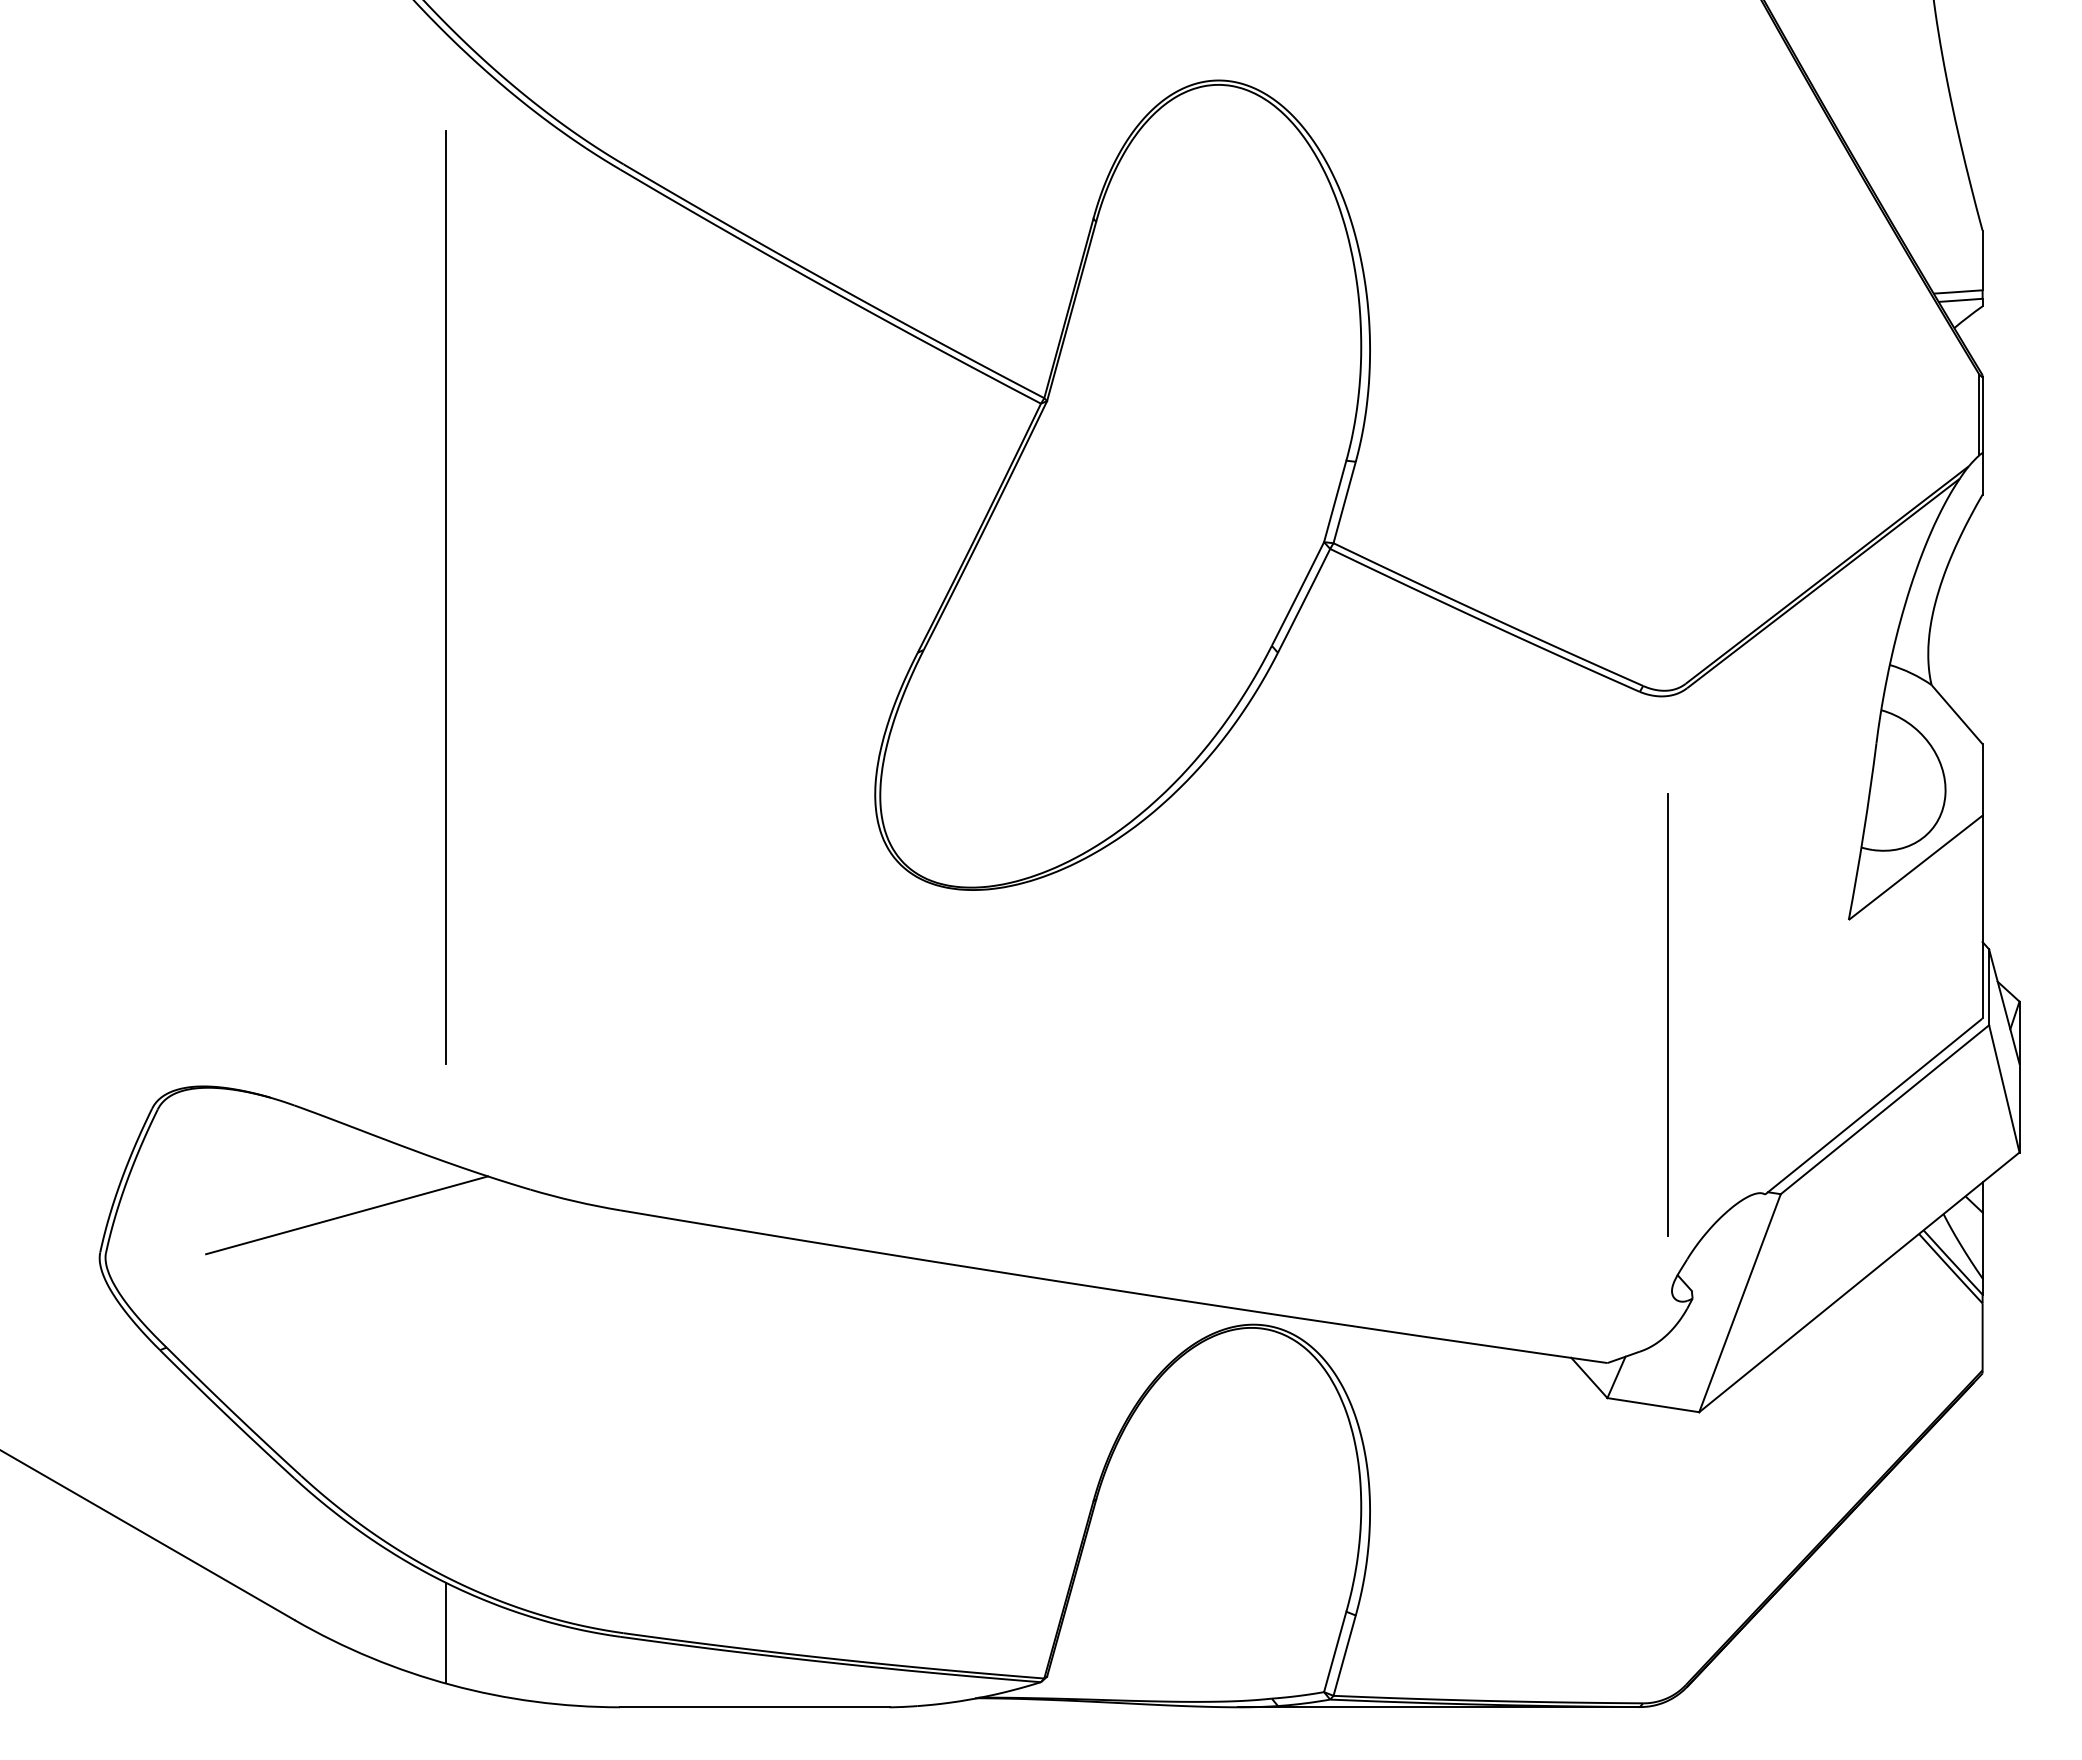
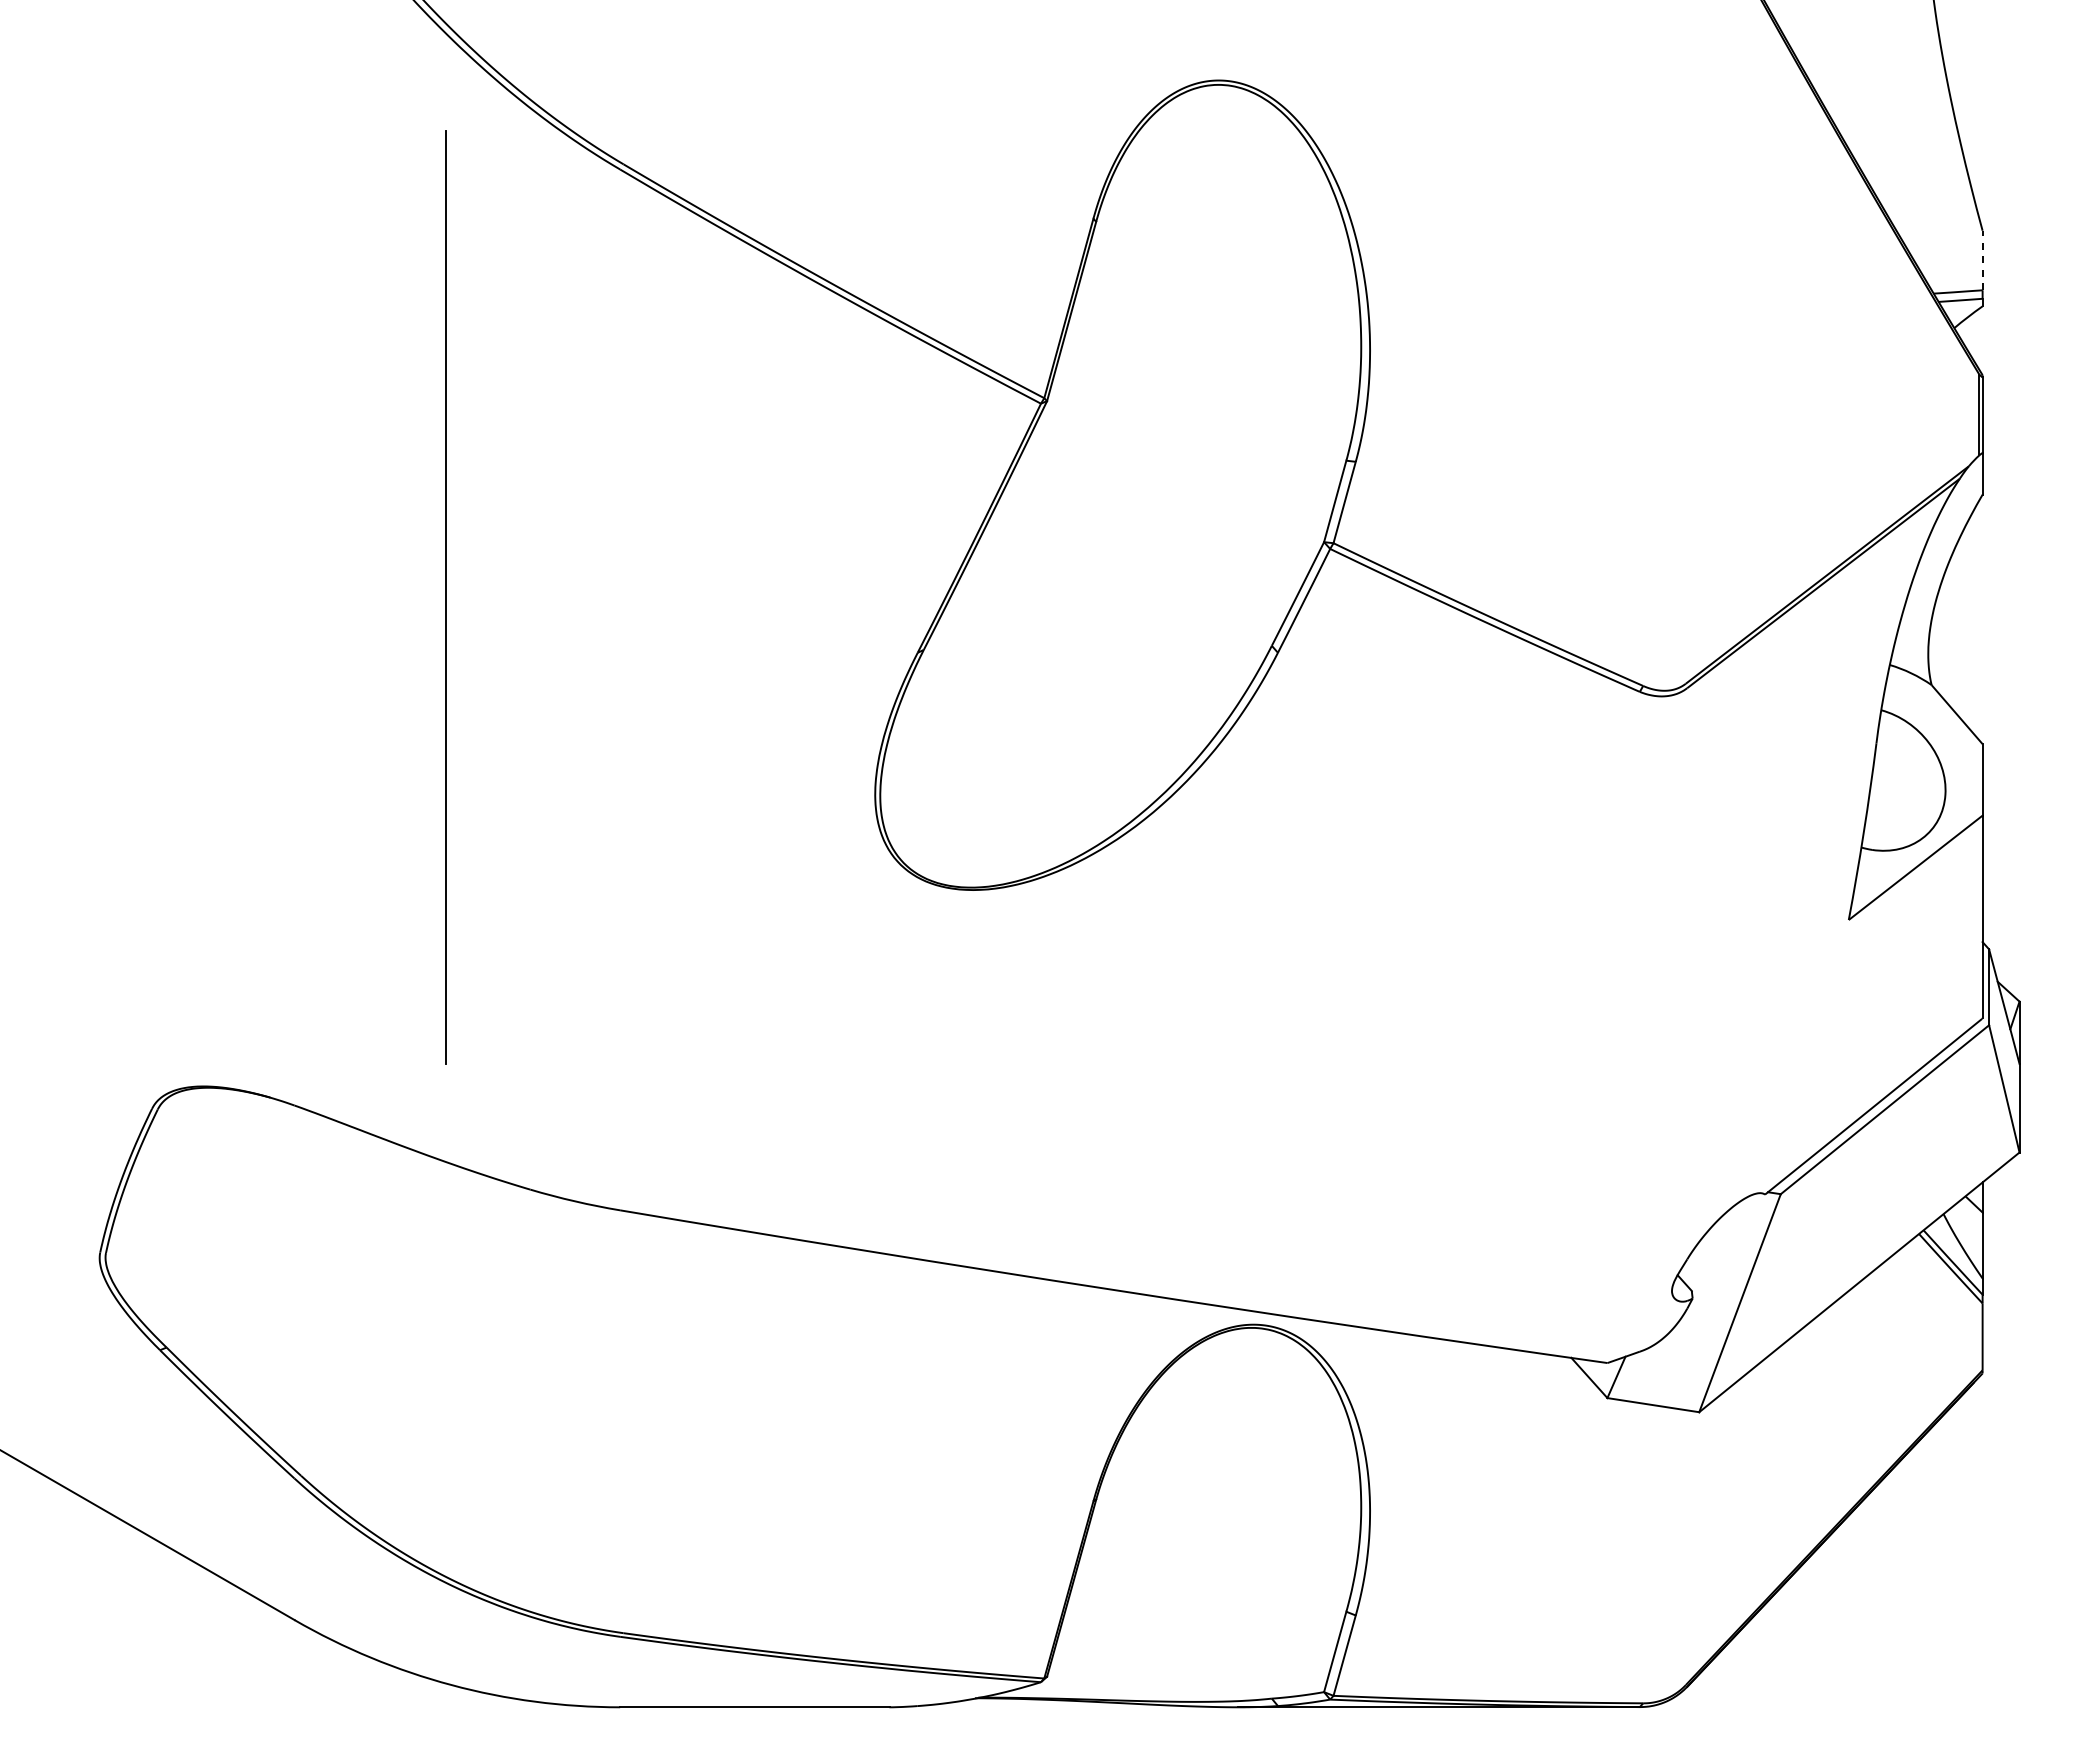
line: solid -> dashed (1982, 260)
line: present -> none (1667, 1014)
line: present -> none (347, 1215)
line: present -> none (445, 1632)
